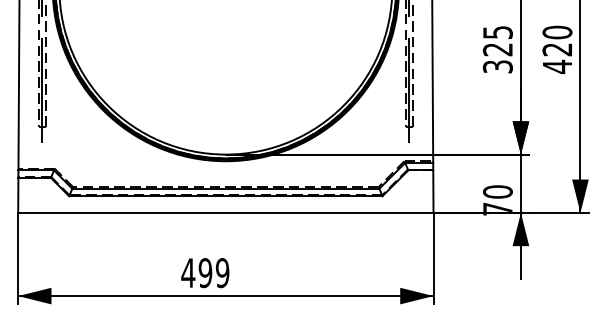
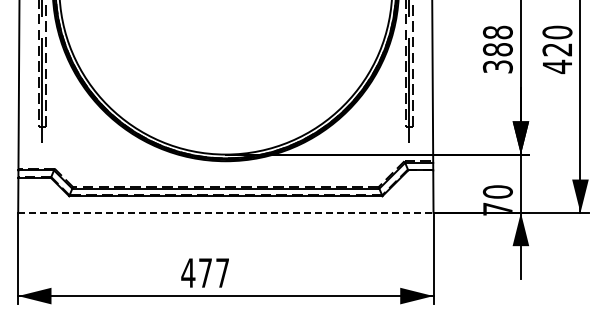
text: 325 -> 388 (497, 40)
line: solid -> dashed (225, 212)
text: 499 -> 477 (213, 273)
